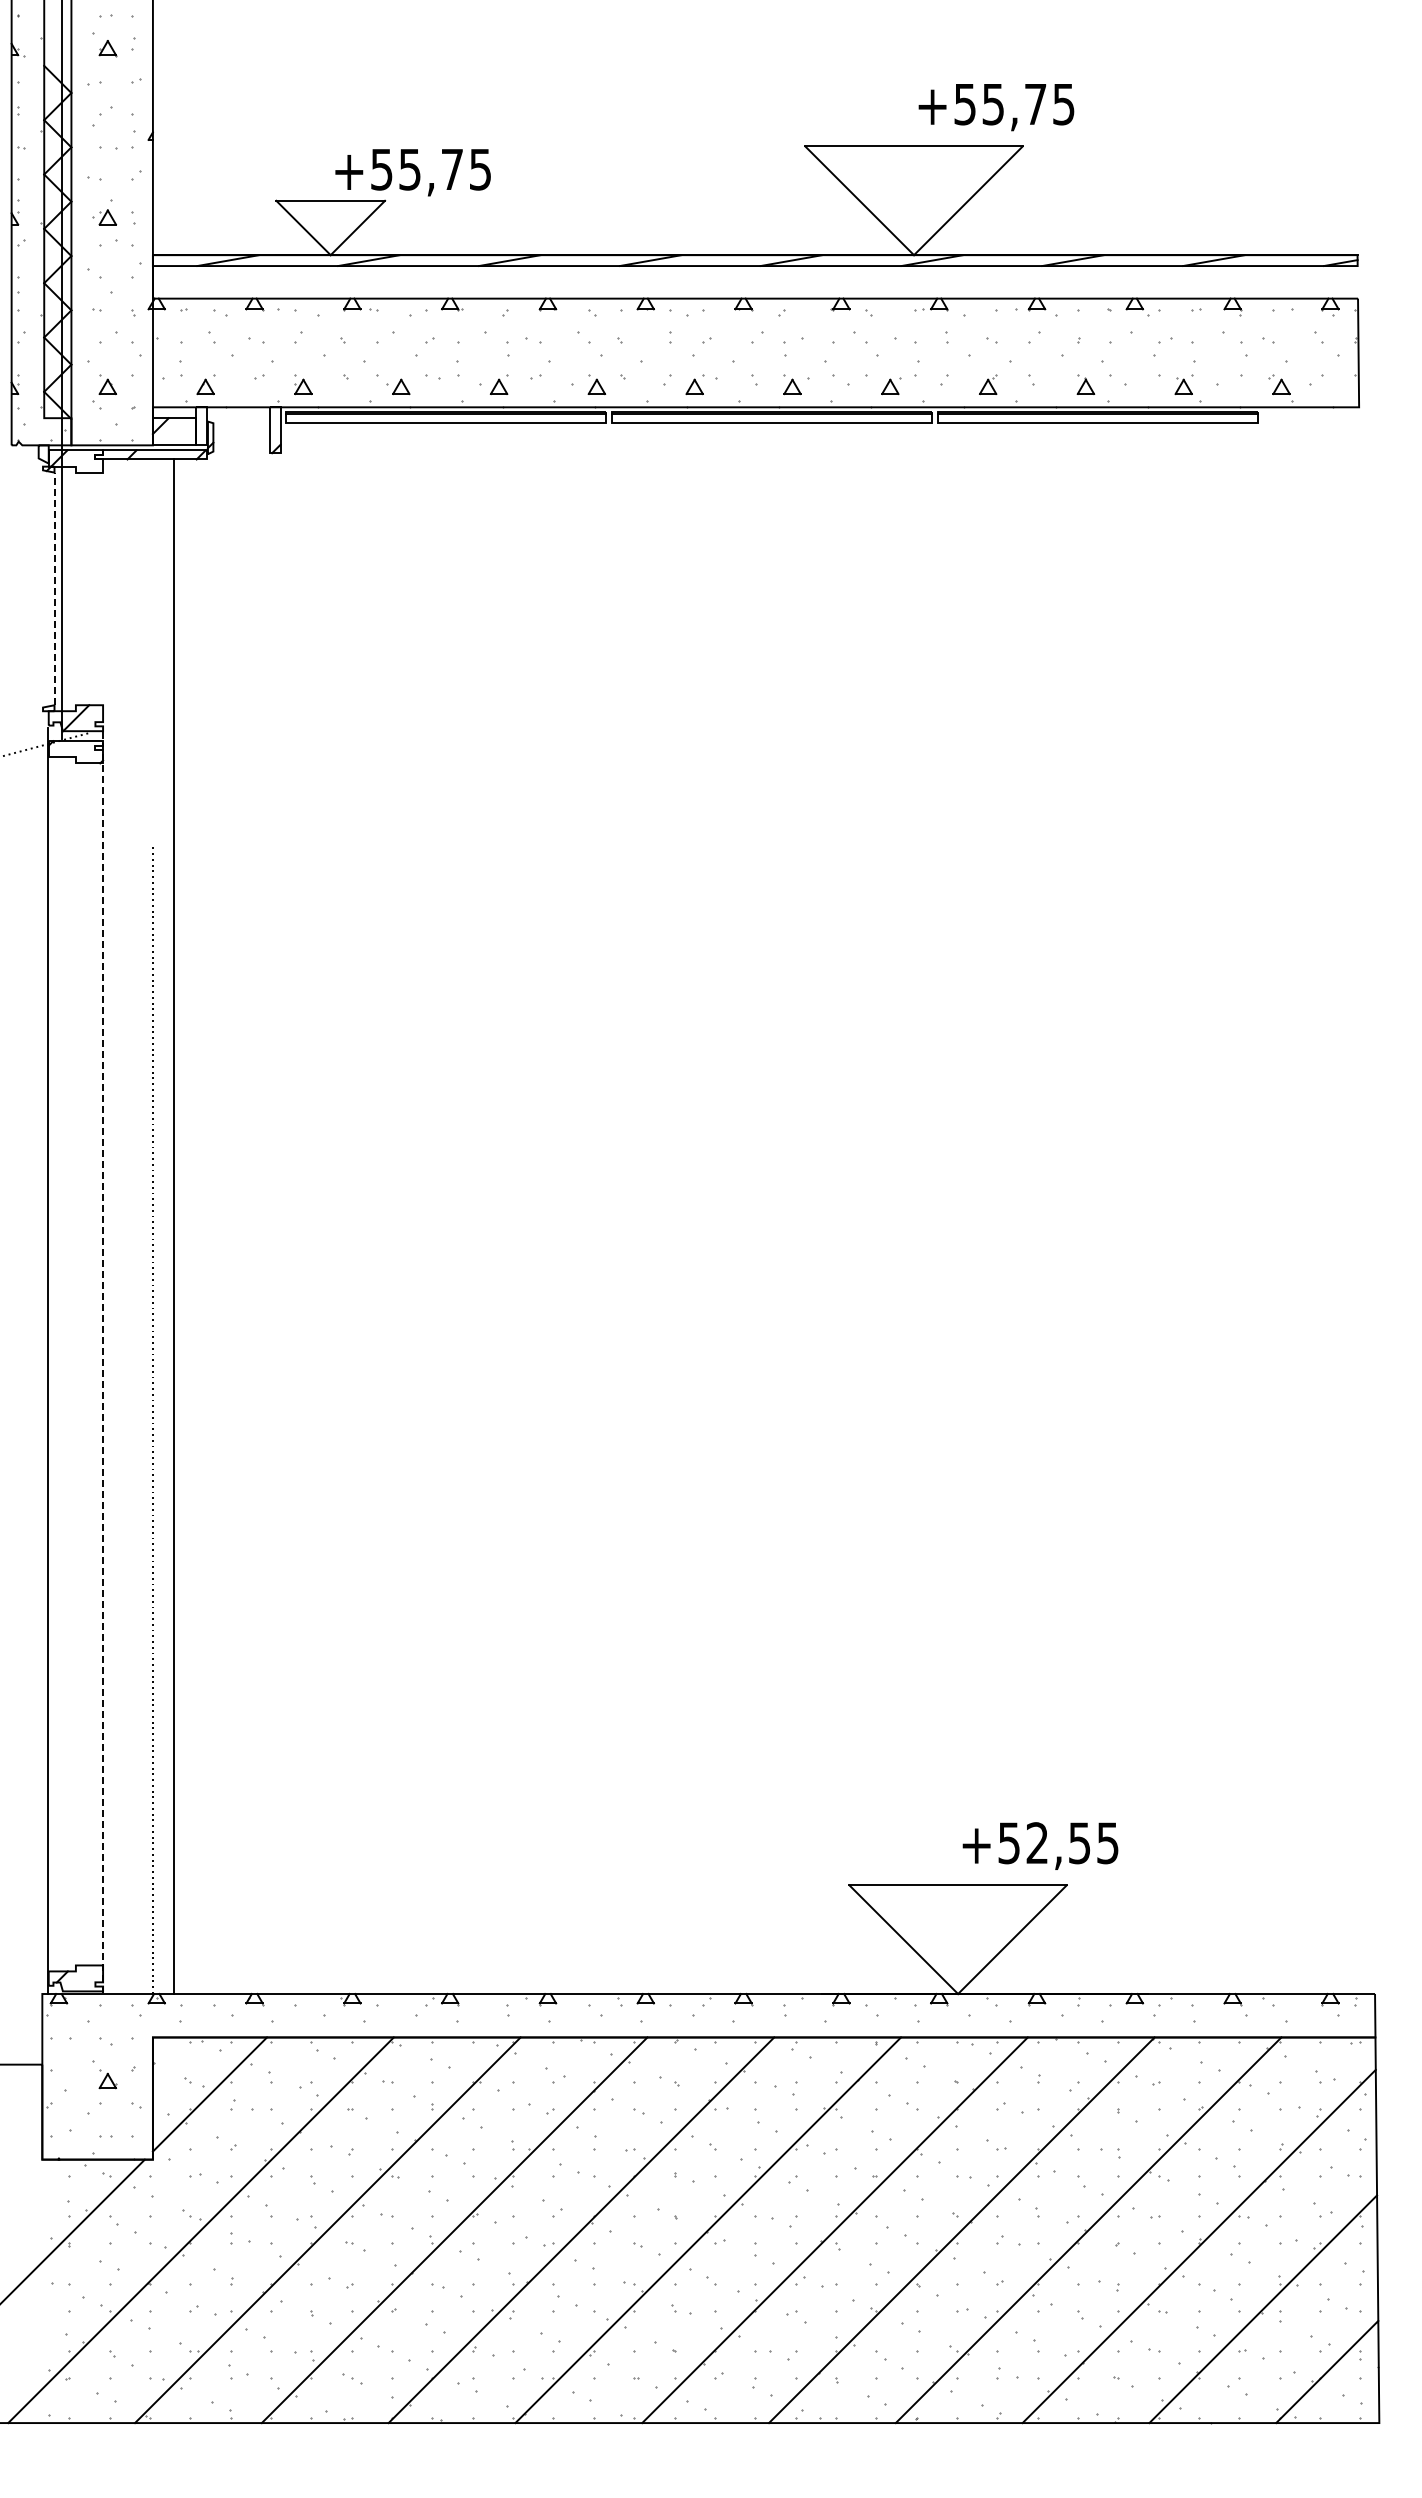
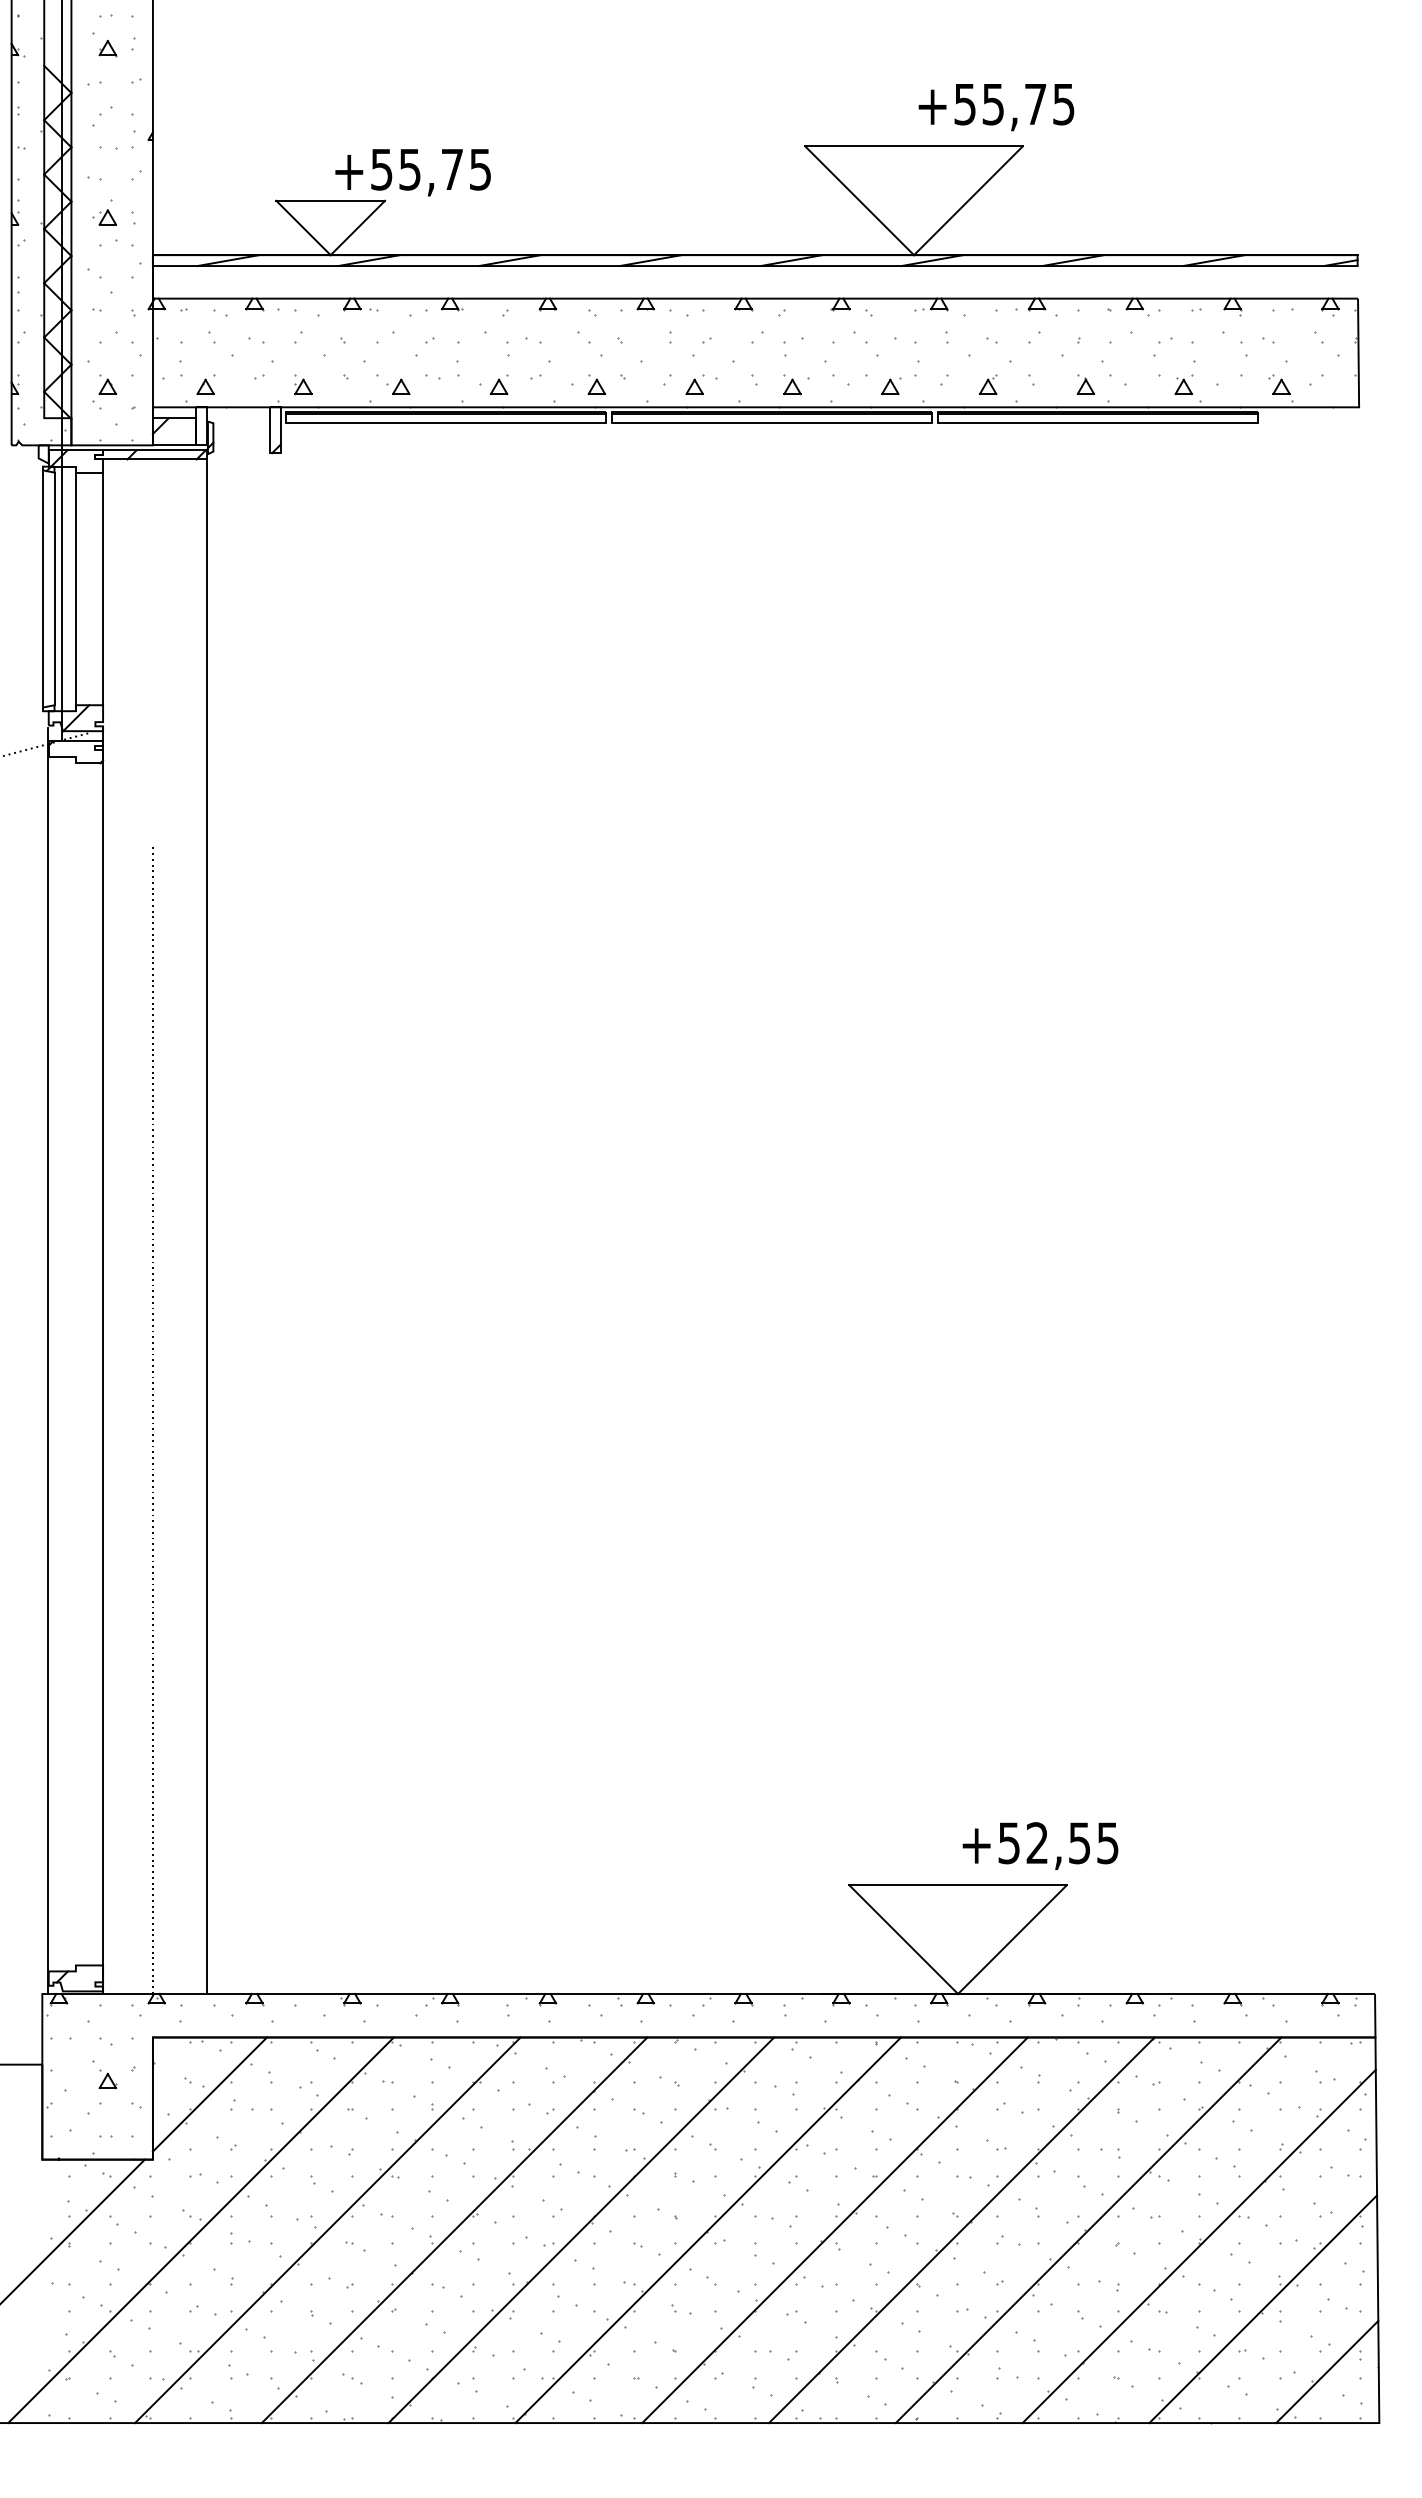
line: none -> present (42, 588)
line: dashed -> solid (54, 588)
line: none -> present (103, 588)
line: none -> present (75, 591)
line position: (174, 1226) -> (207, 1226) (207, 1226)
line: dashed -> solid (103, 1360)
